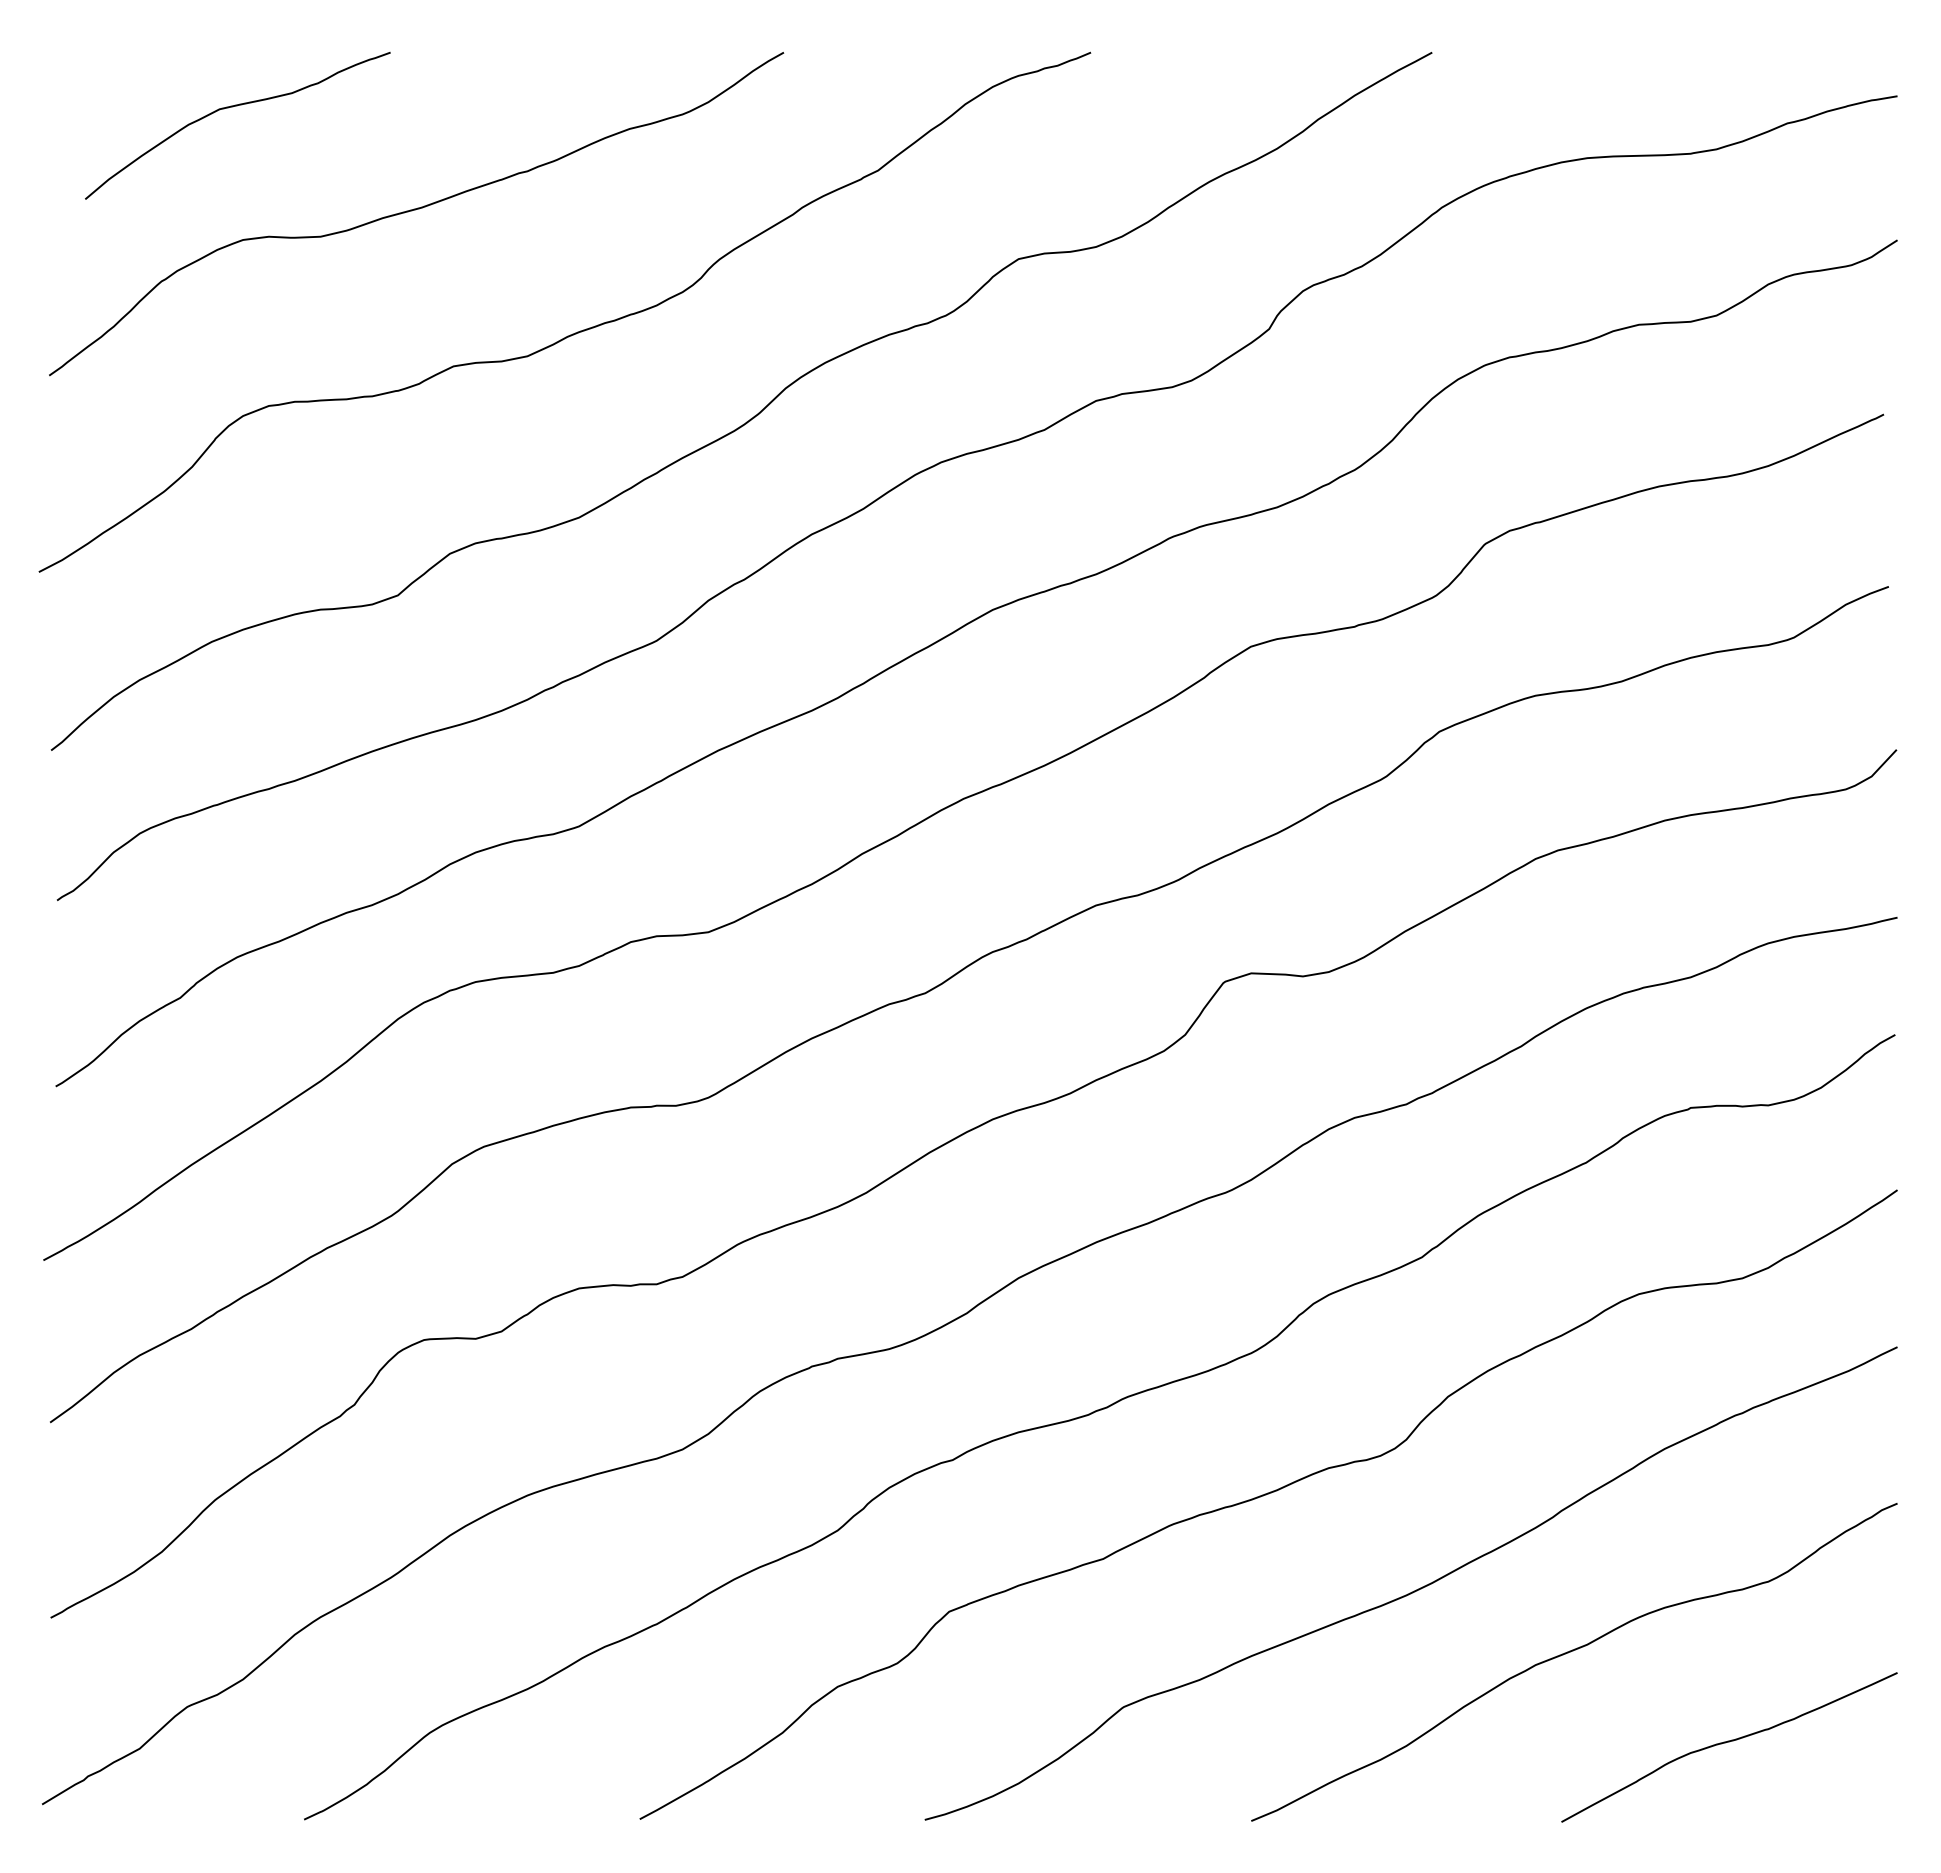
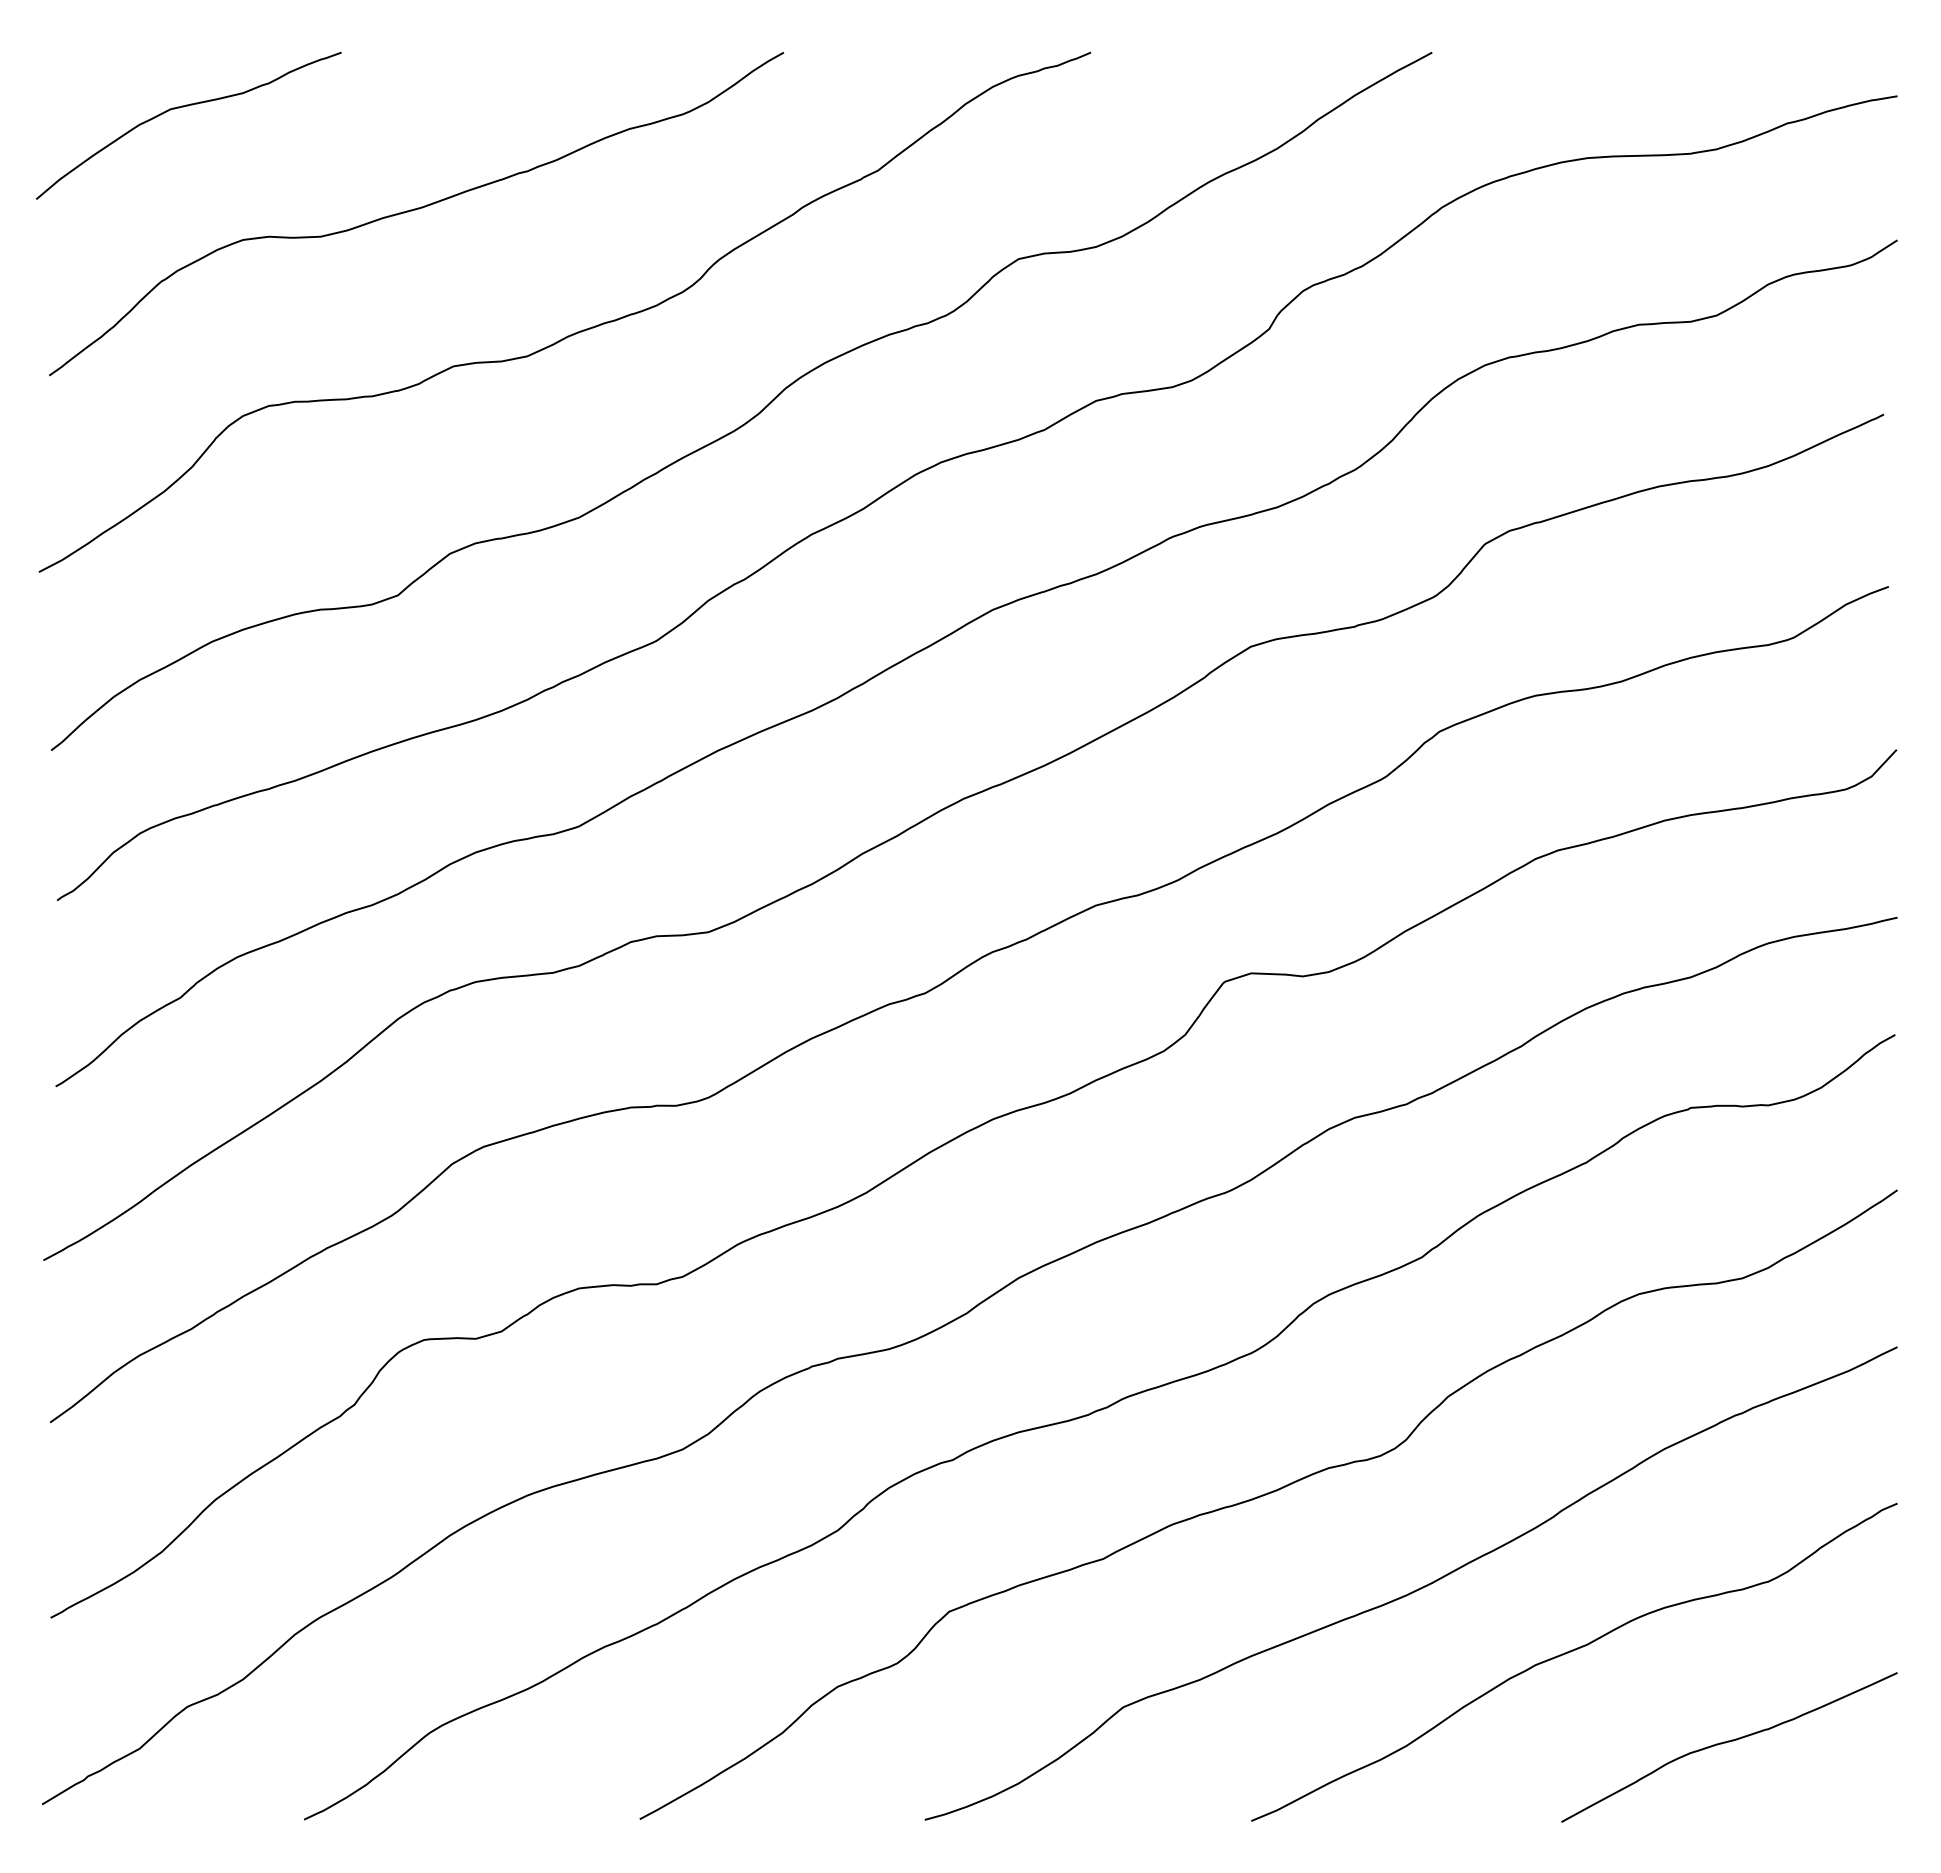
curve position: (233, 107) -> (184, 107) (184, 107)
